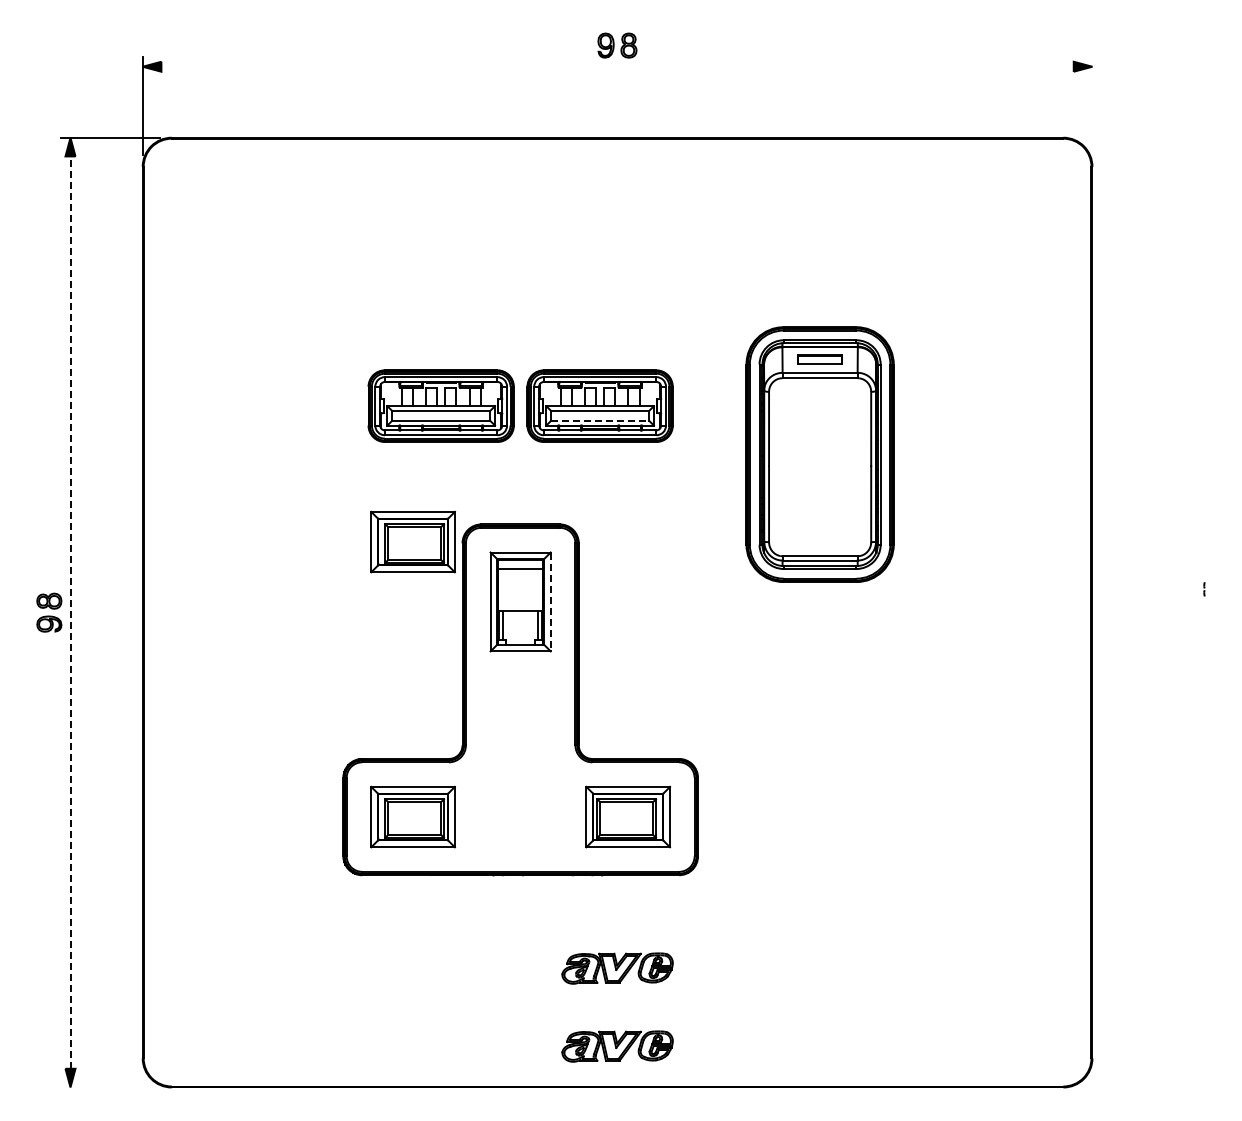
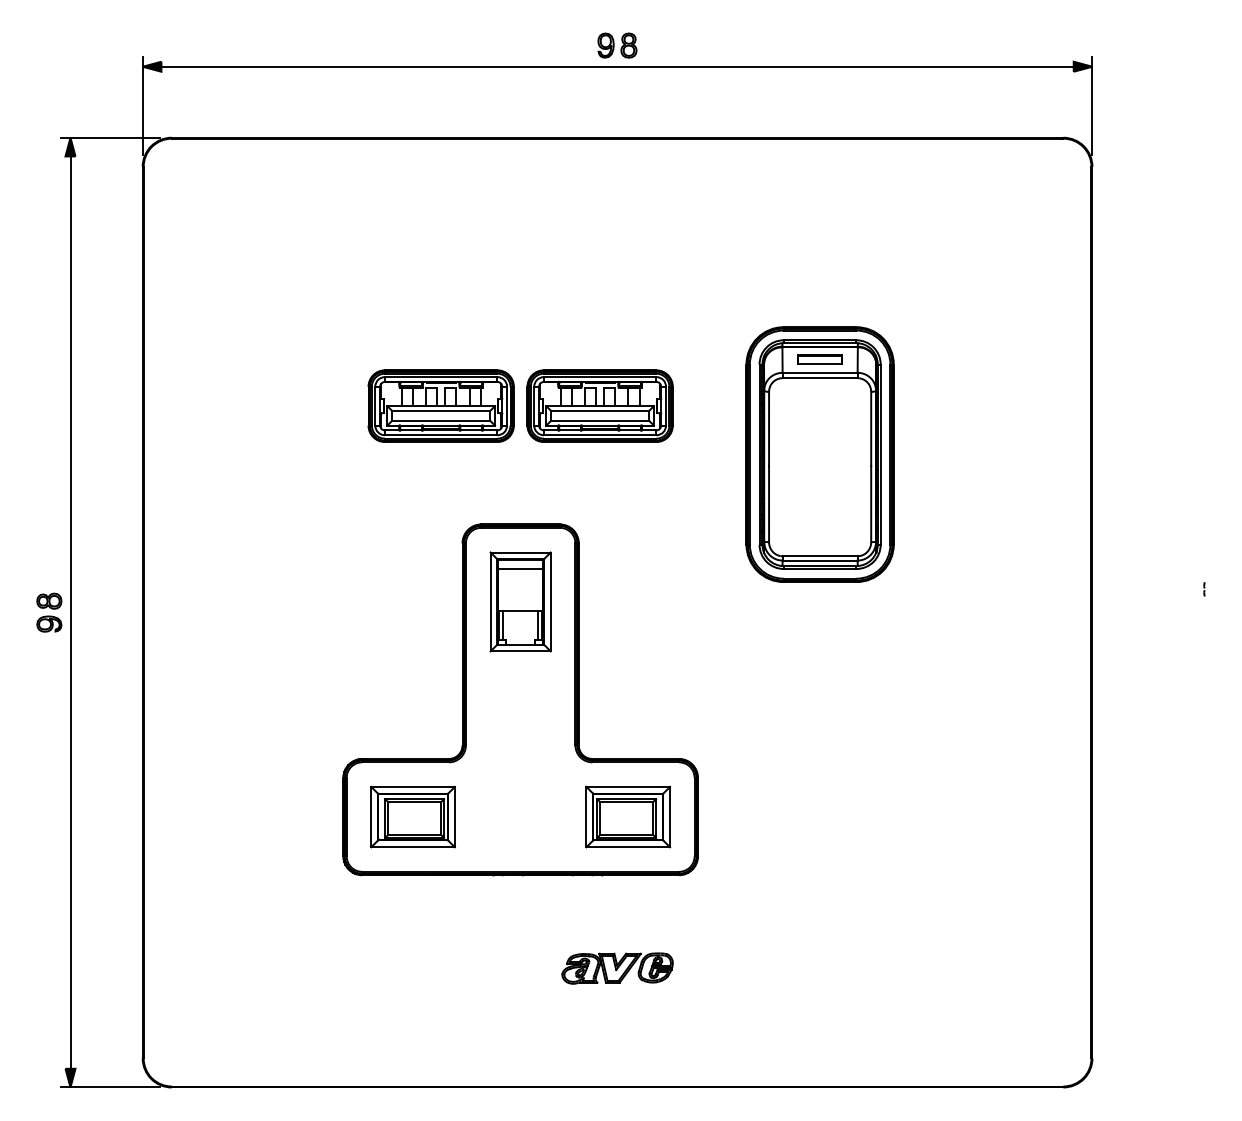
line: none -> present (617, 66)
line: none -> present (1092, 105)
line: dashed -> solid (600, 420)
part: present -> none (412, 541)
line: dashed -> solid (550, 602)
line: dashed -> solid (70, 612)
part: present -> none (617, 1046)
line: none -> present (109, 1087)
